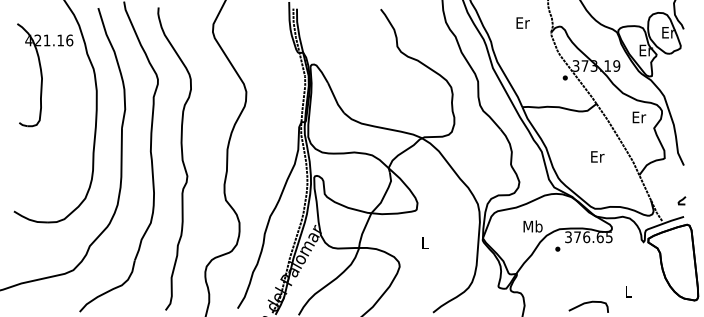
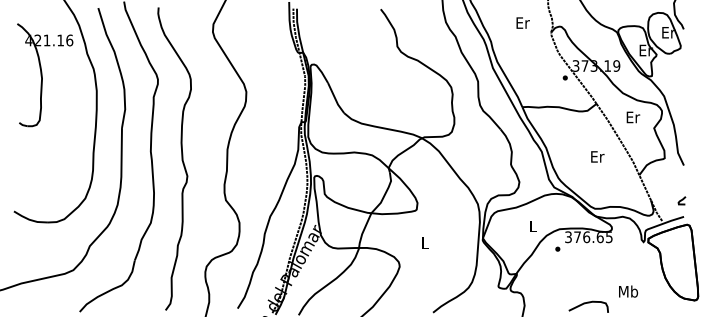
text position: (639, 117) -> (633, 117) (633, 117)
text: Mb -> L (532, 226)
text: L -> Mb (628, 291)
